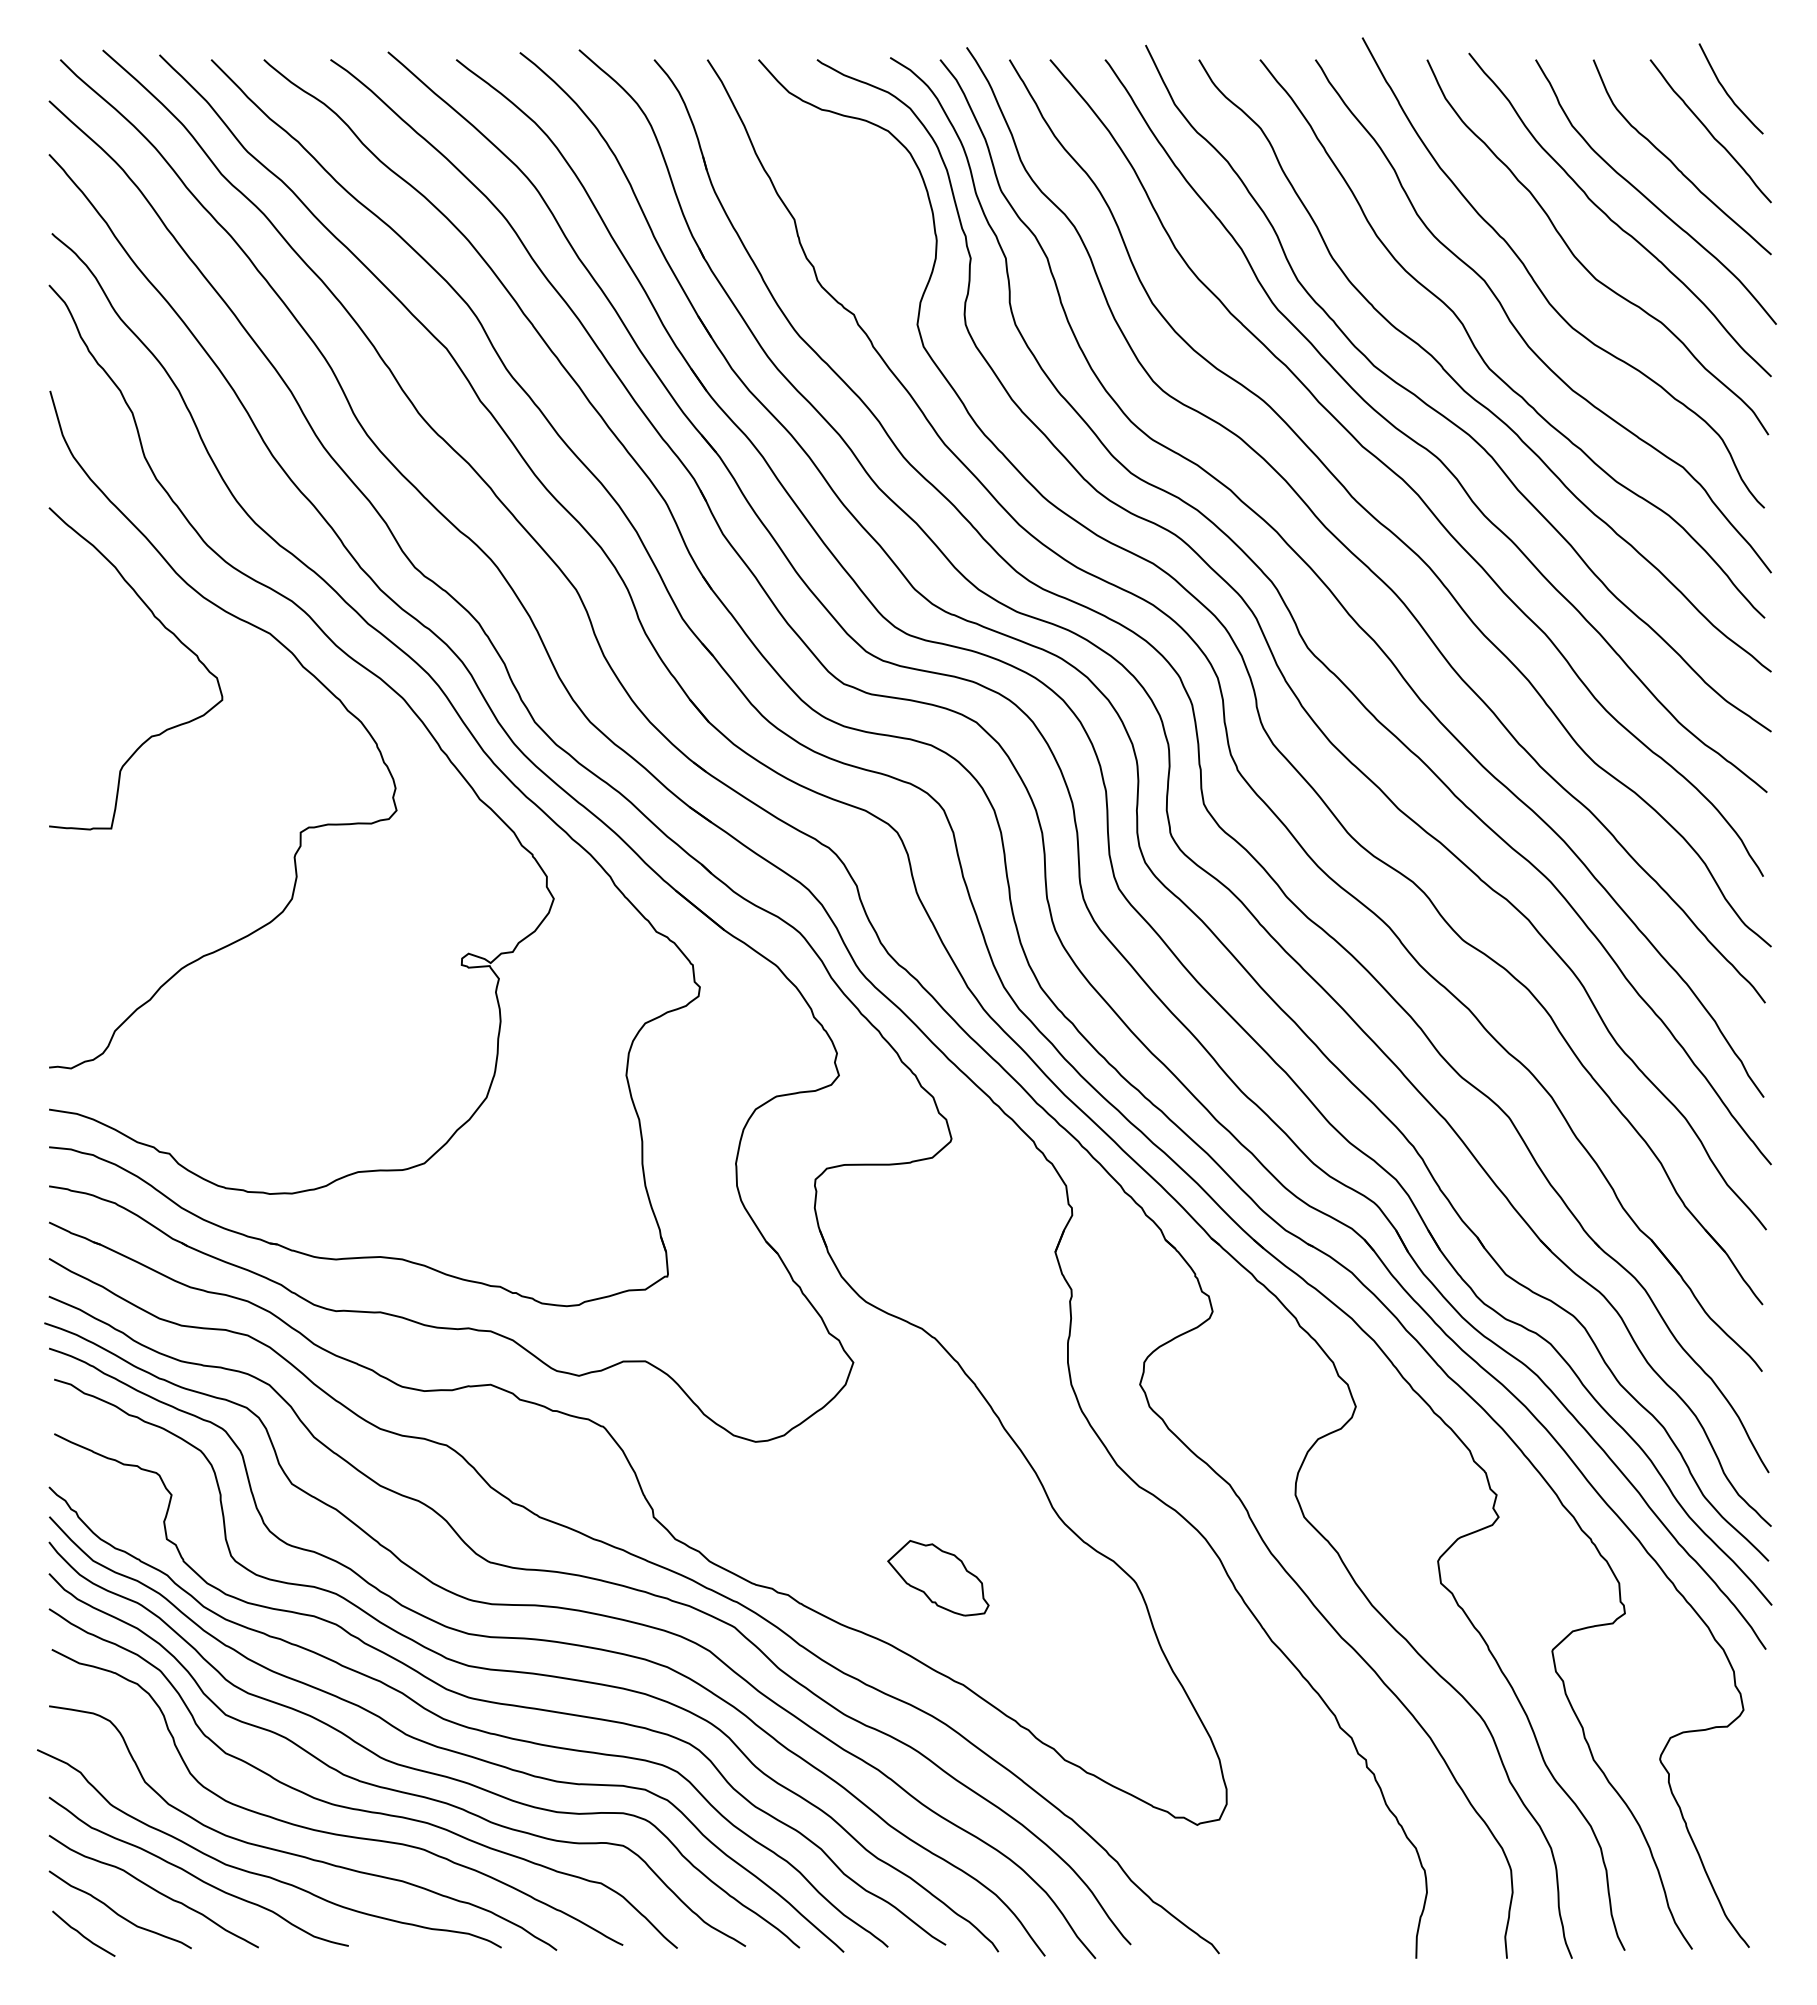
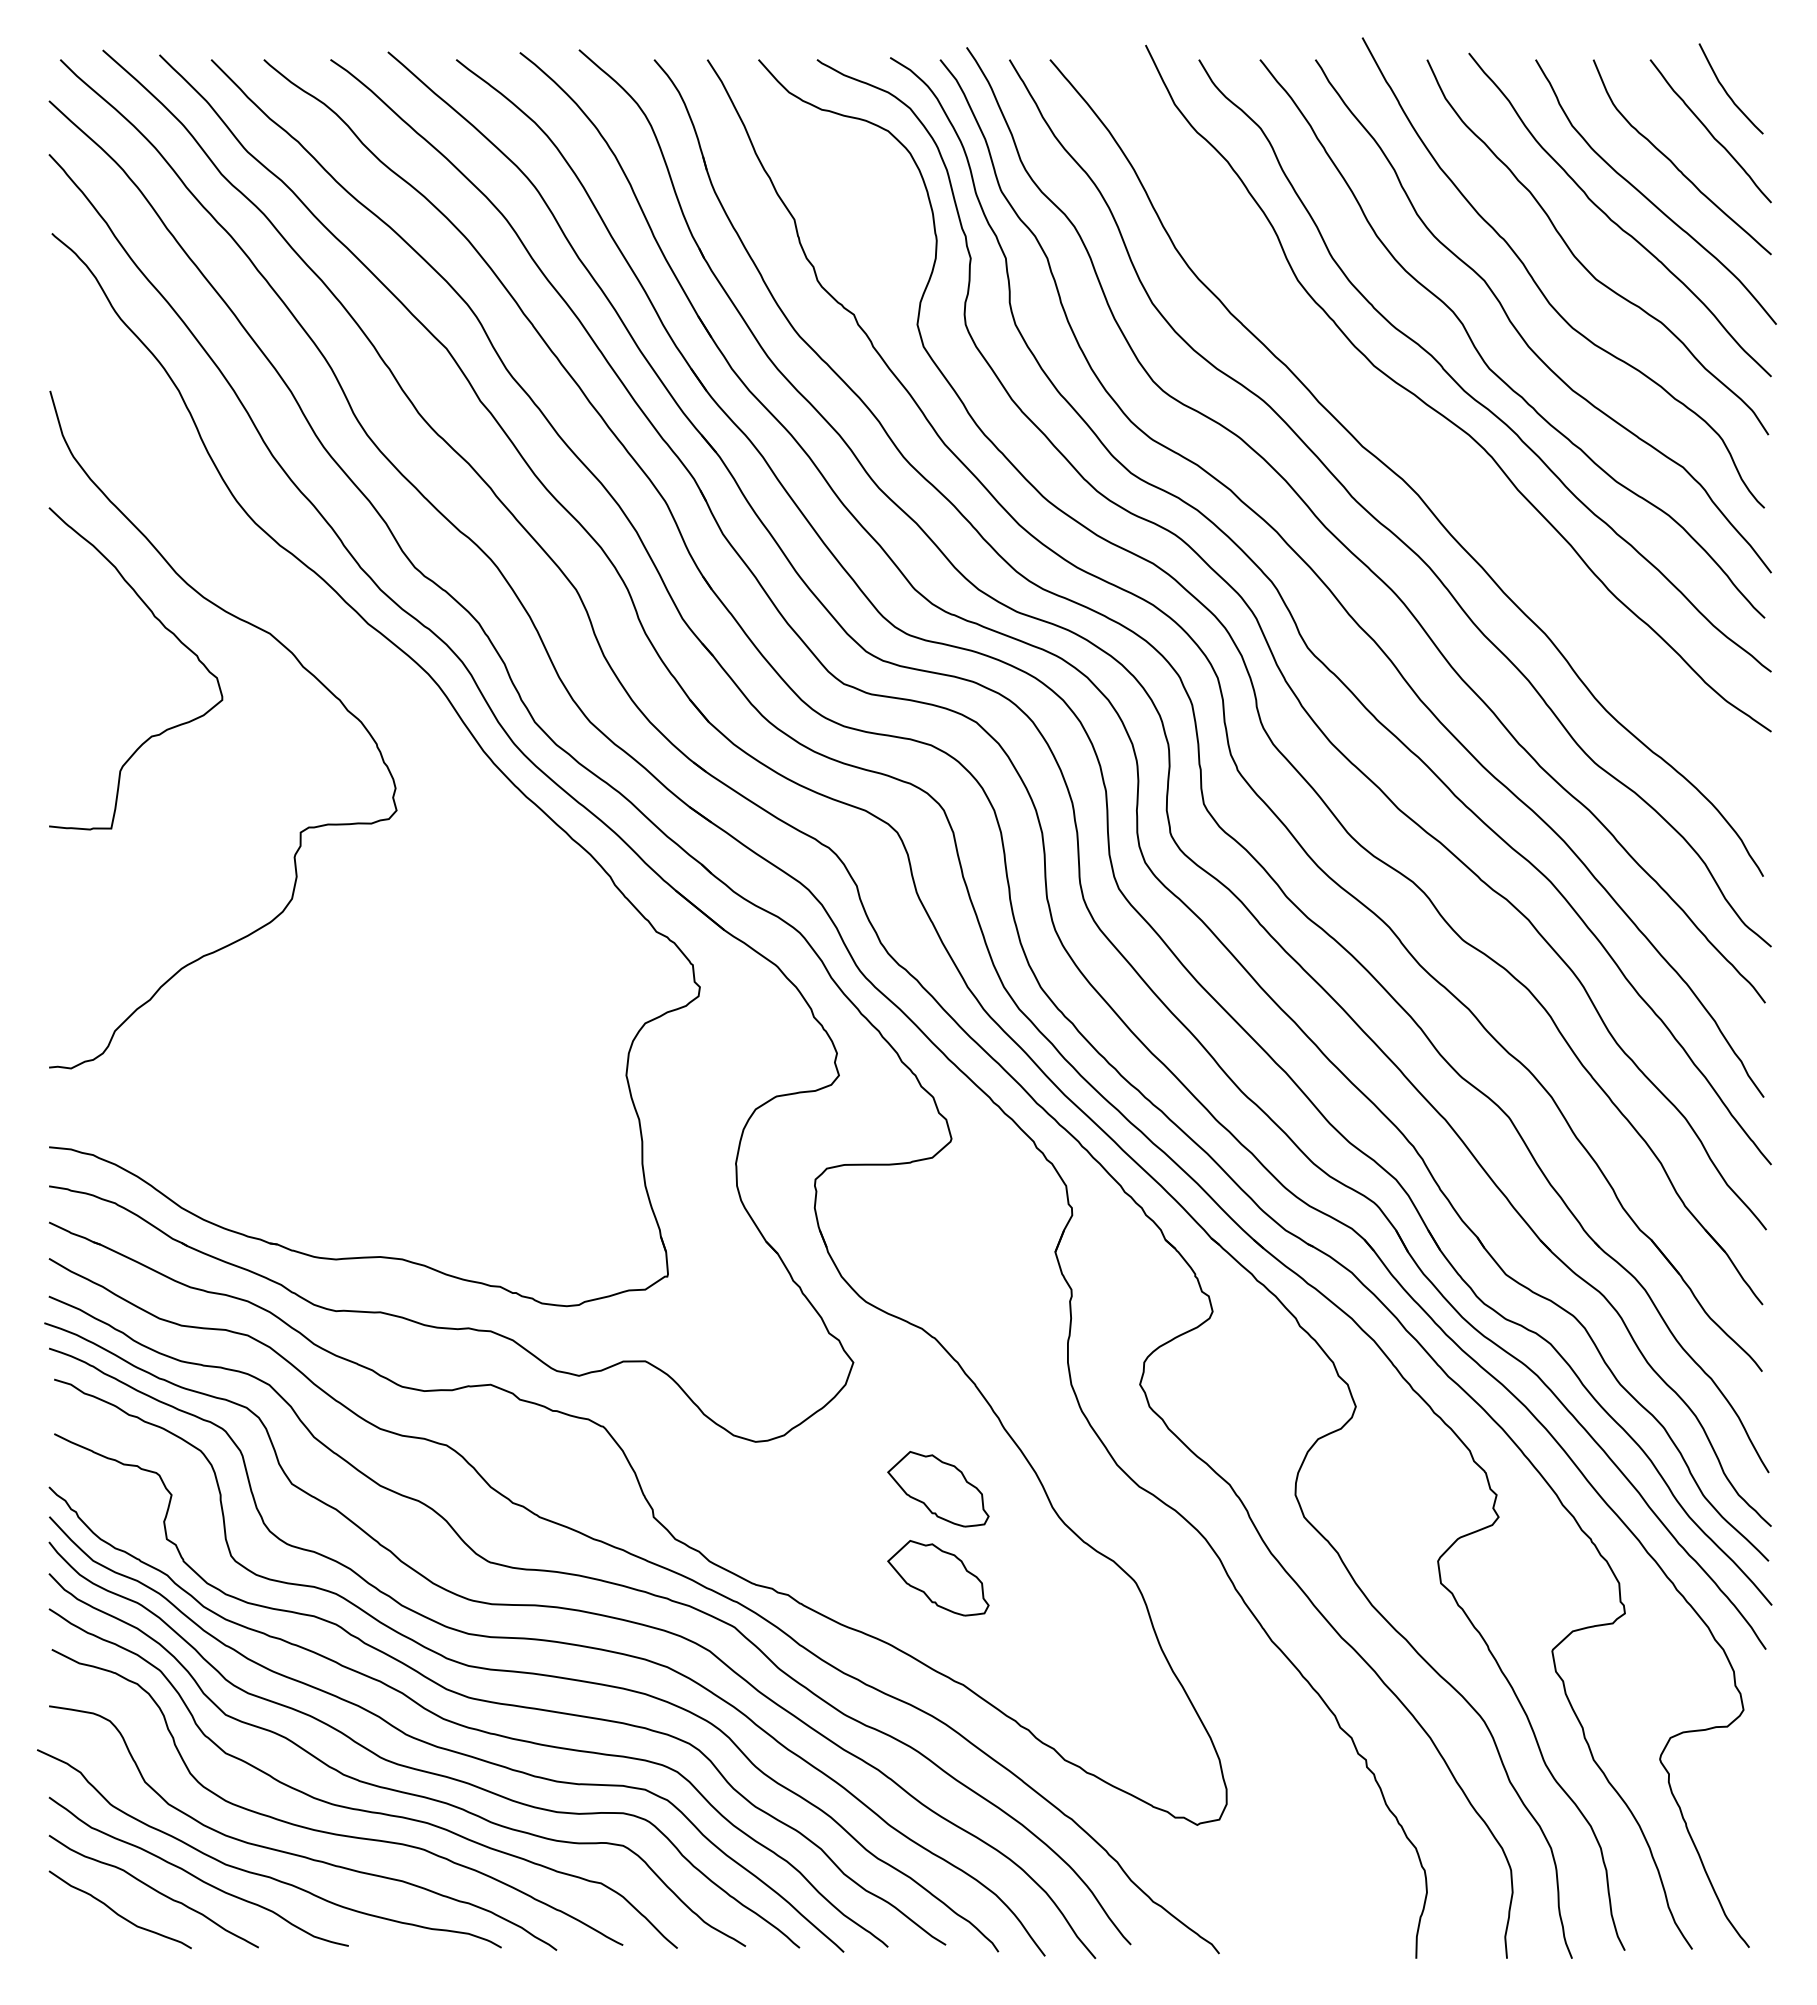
curve: present -> none (1421, 444)
curve: present -> none (359, 665)
part: none -> present (938, 1489)
curve: present -> none (82, 1934)
